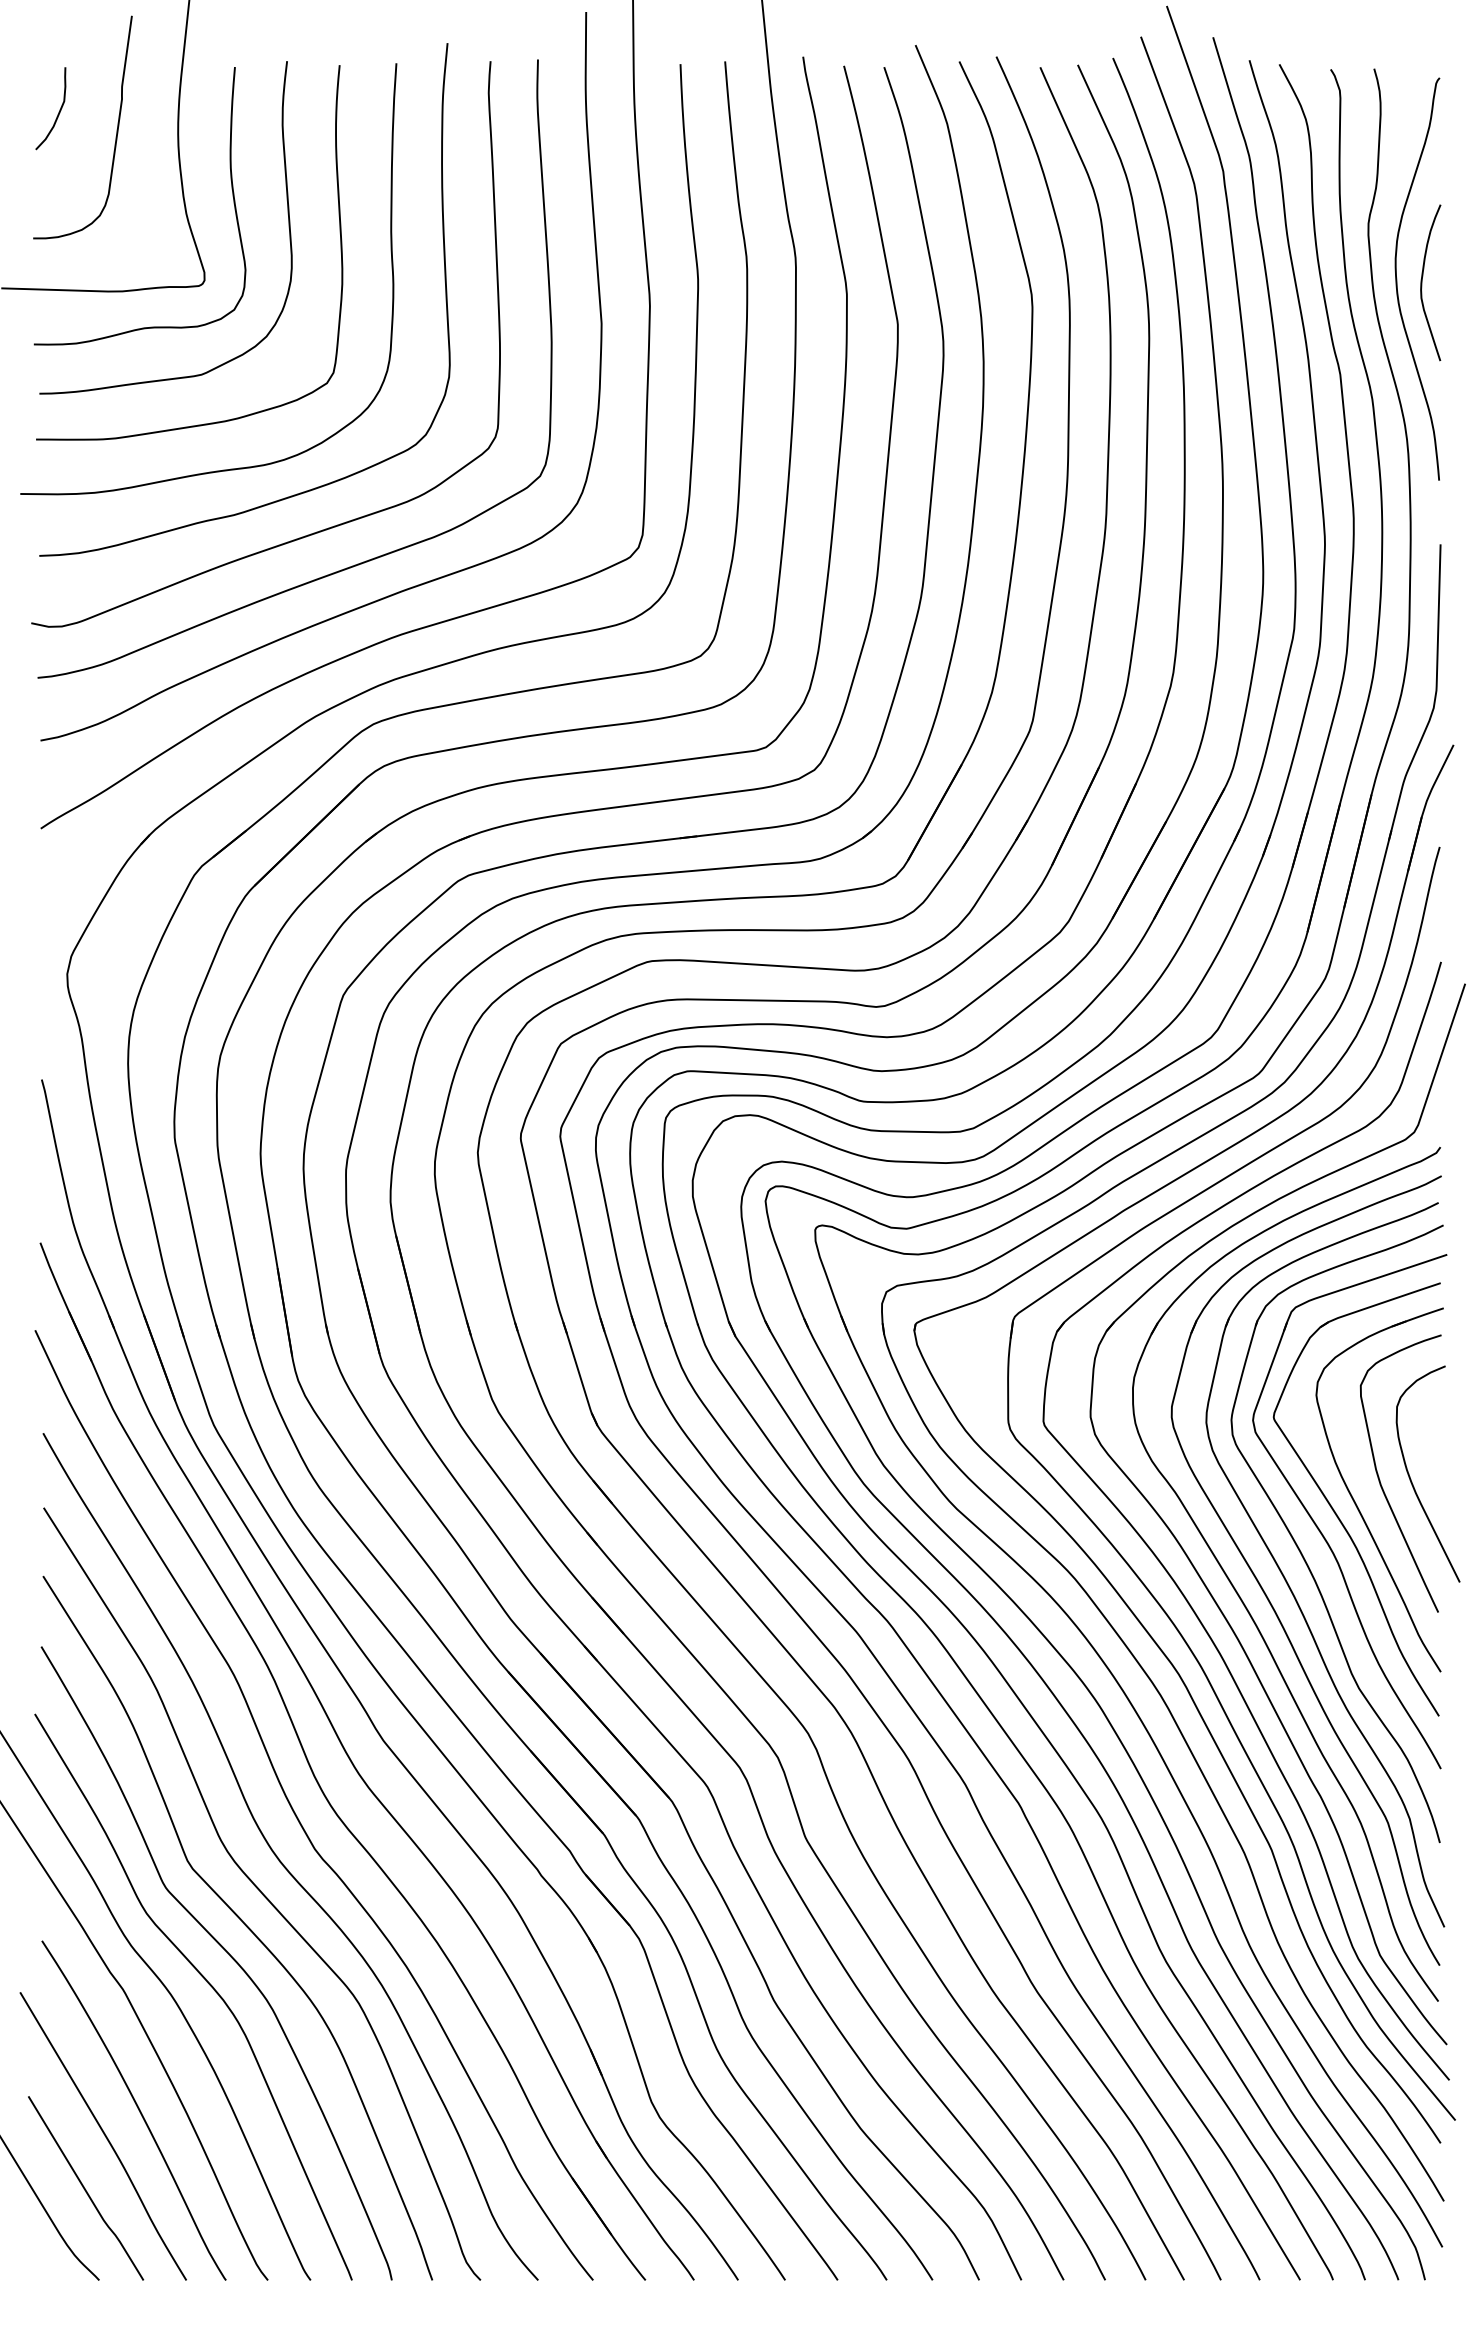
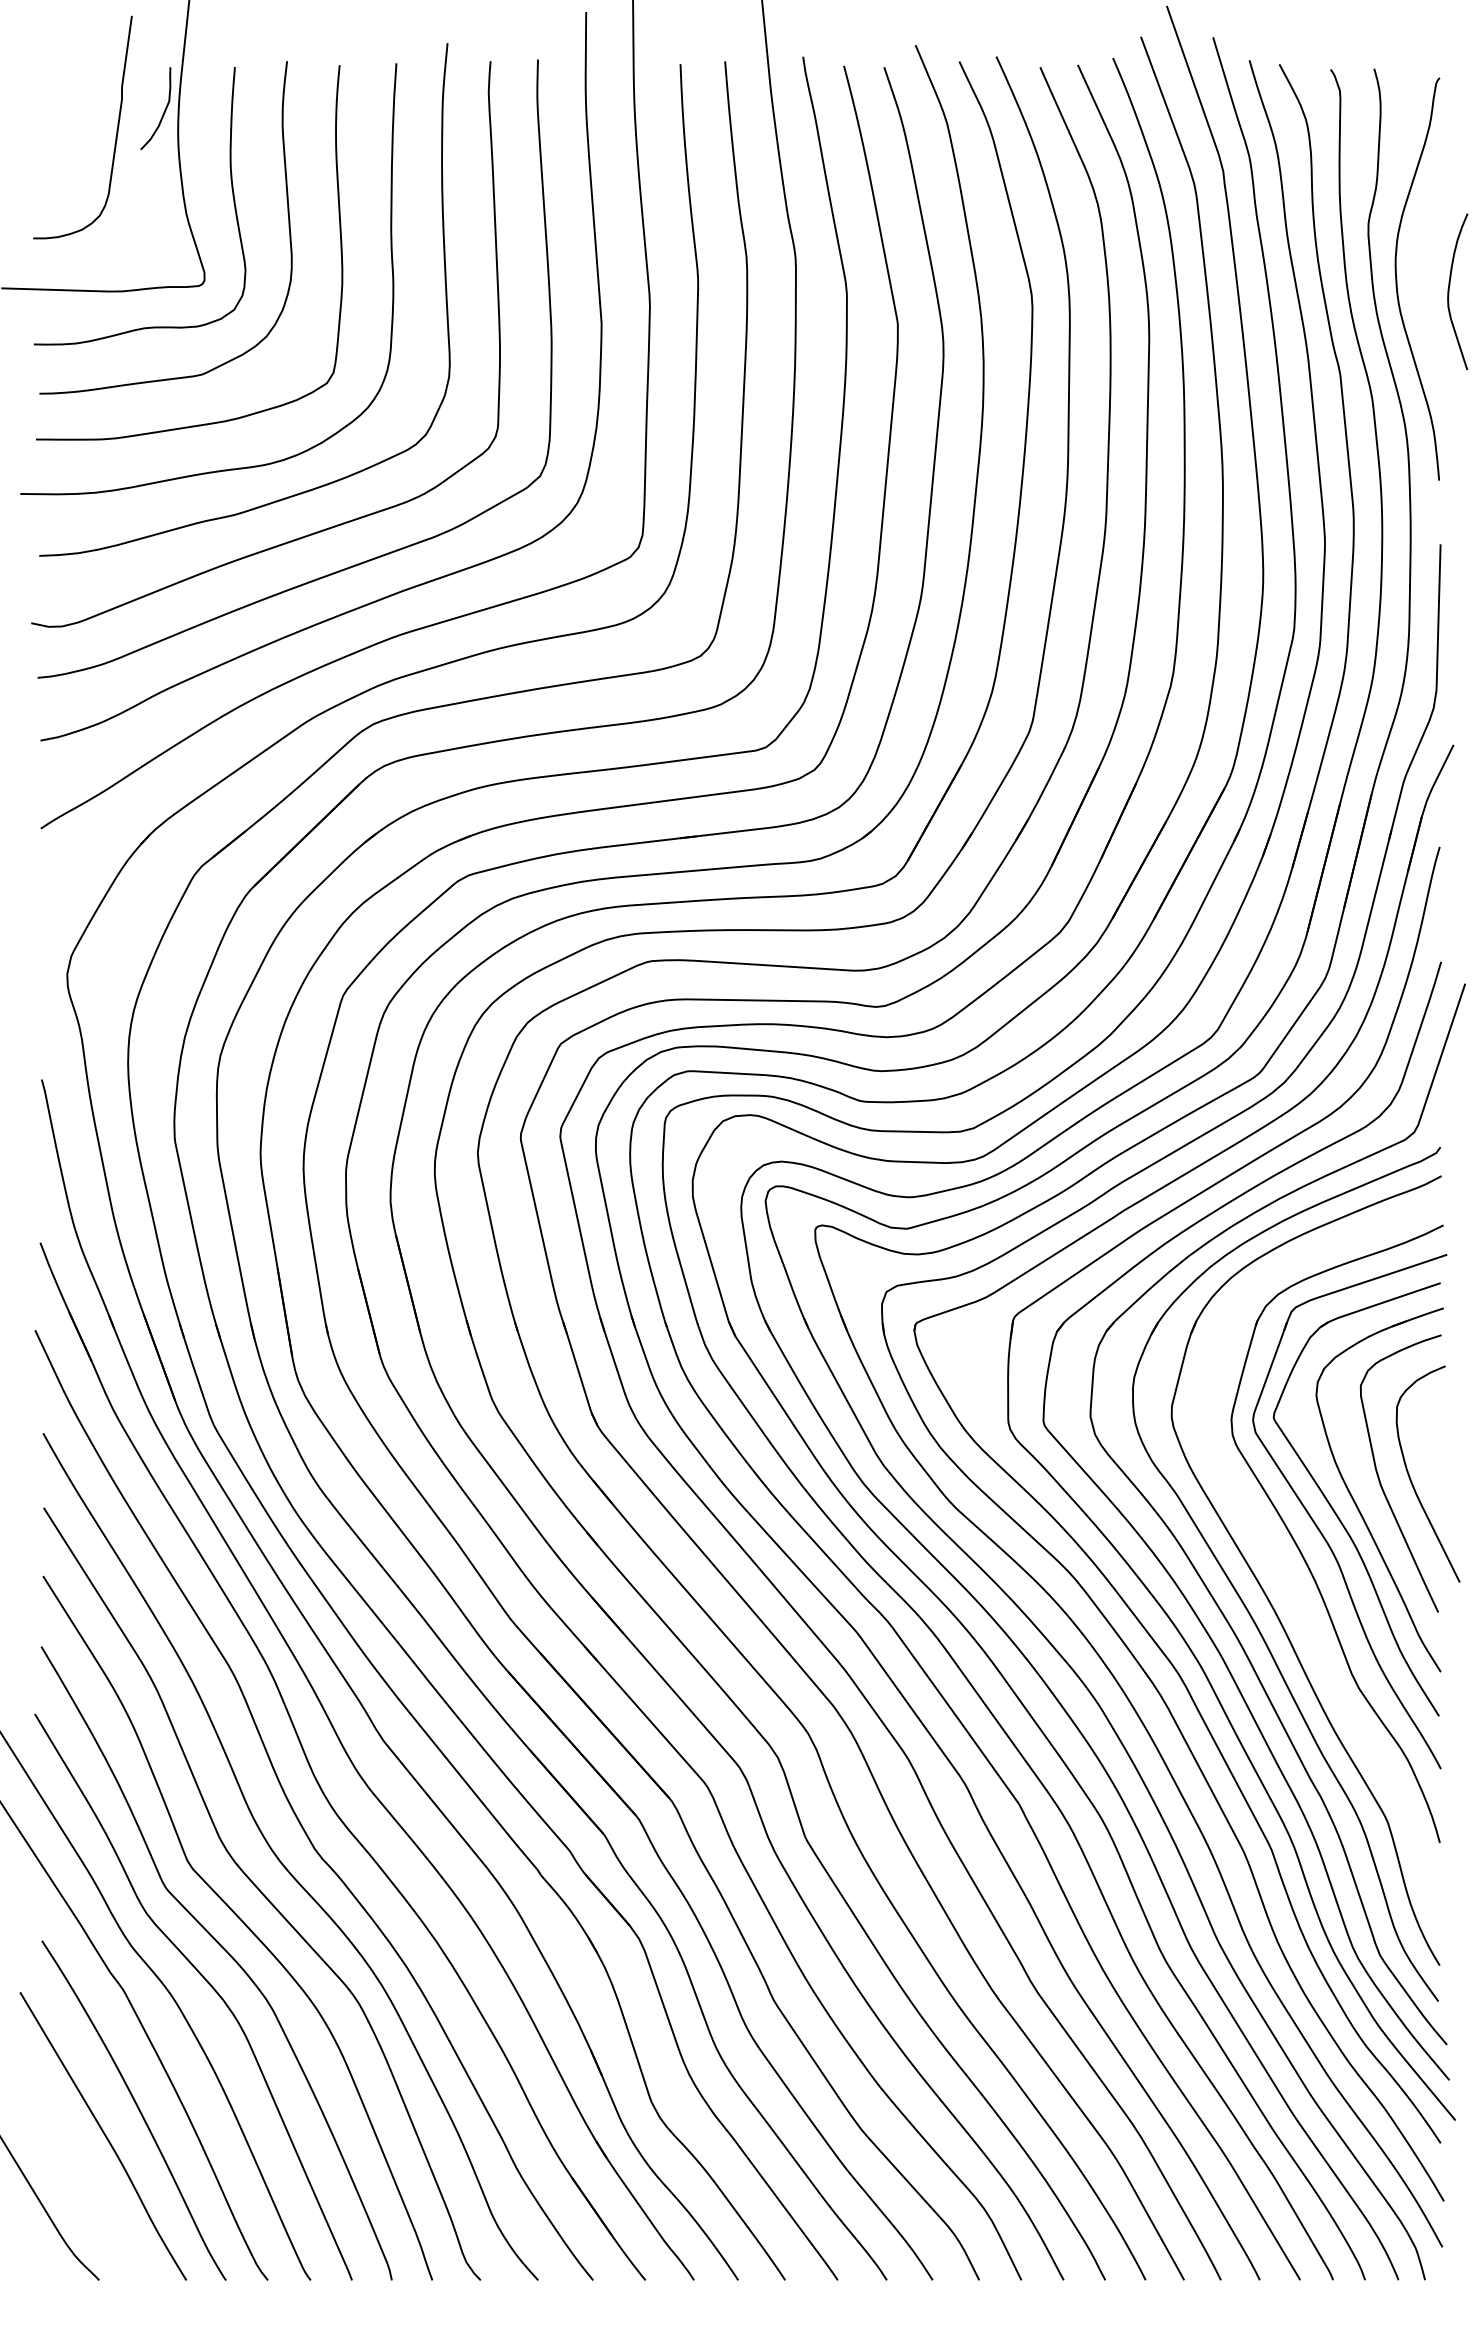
curve position: (58, 112) -> (163, 112) (163, 112)
curve position: (1422, 282) -> (1449, 291) (1449, 291)
part: present -> none (1288, 1583)
curve: present -> none (85, 2188)
